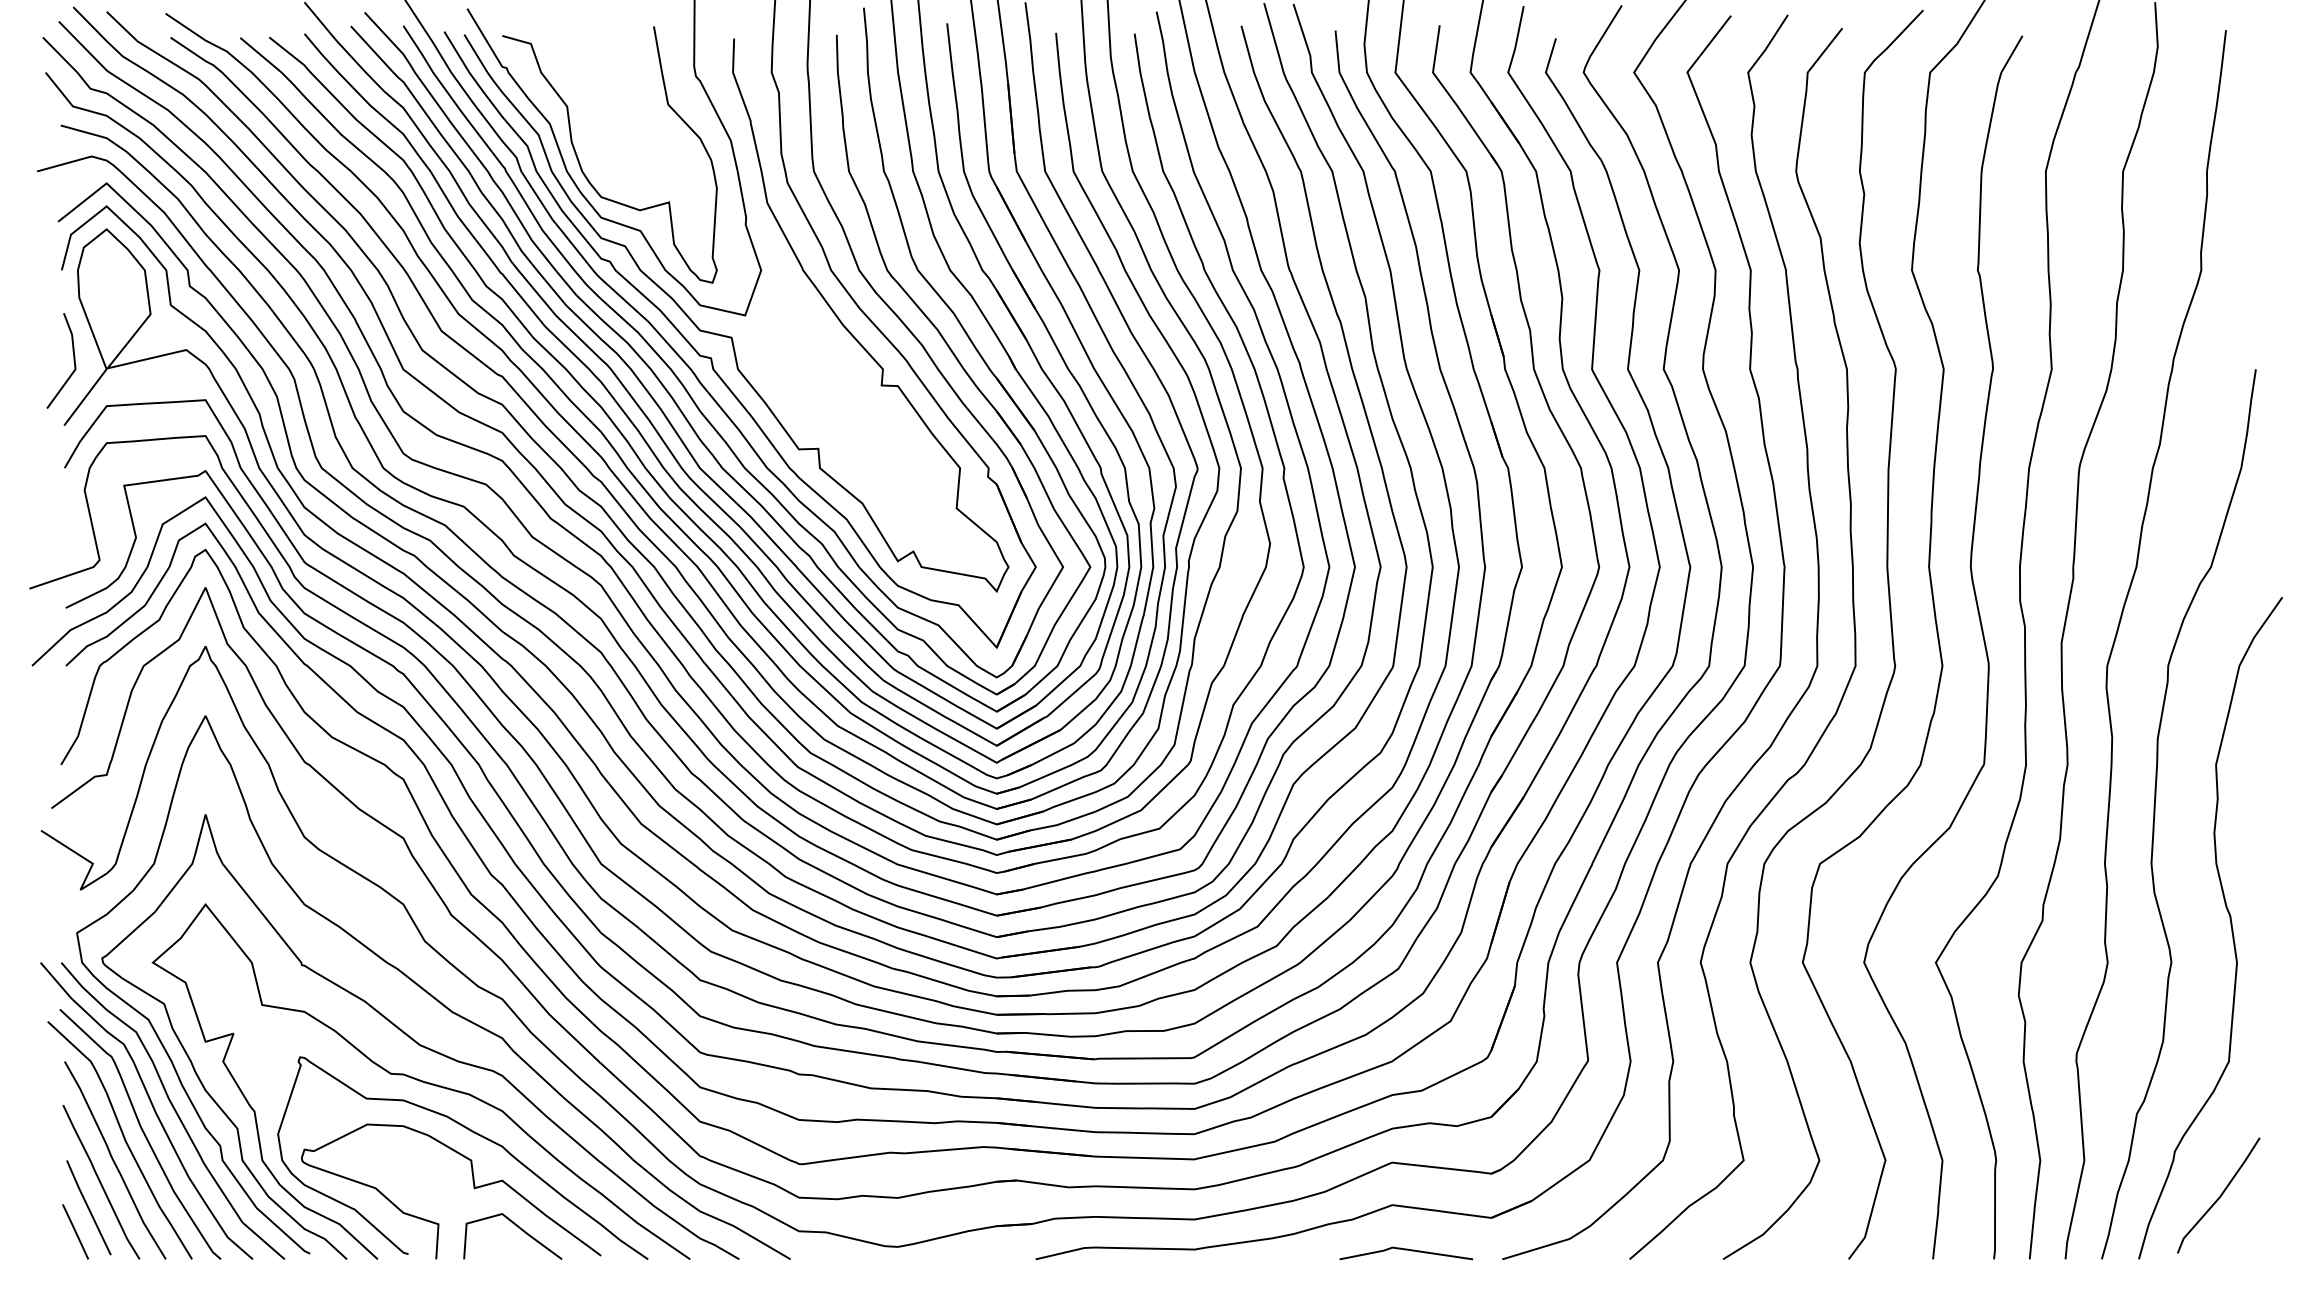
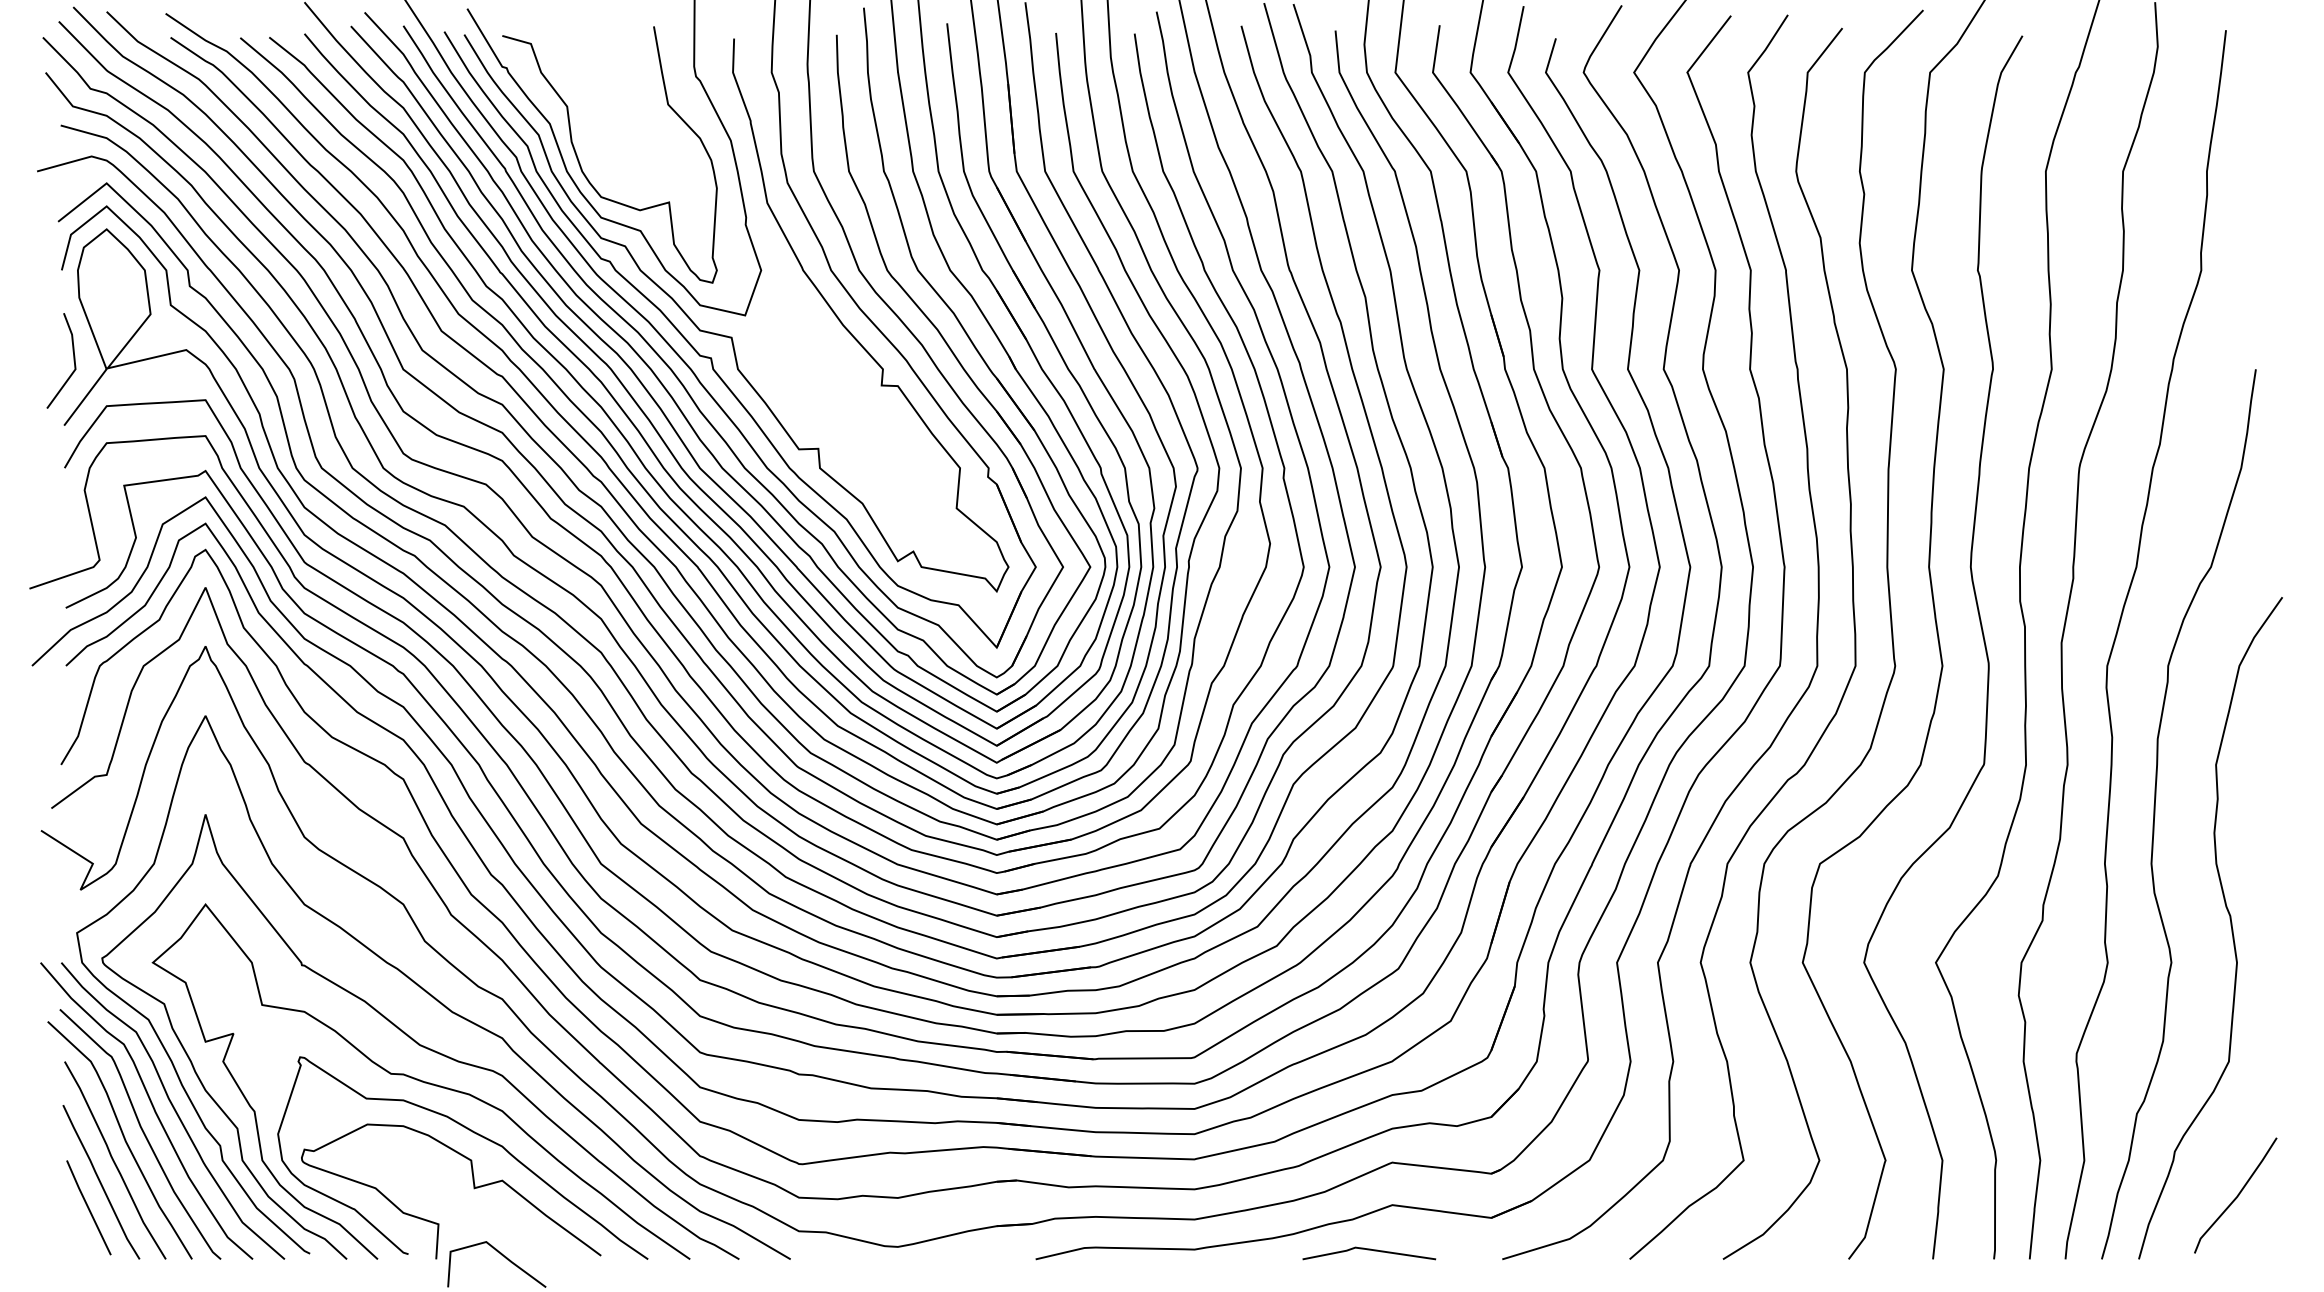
line position: (2219, 1196) -> (2236, 1196) (2236, 1196)
line position: (518, 1228) -> (502, 1256) (502, 1256)
line: present -> none (75, 1231)
line position: (1406, 1250) -> (1369, 1250) (1369, 1250)
